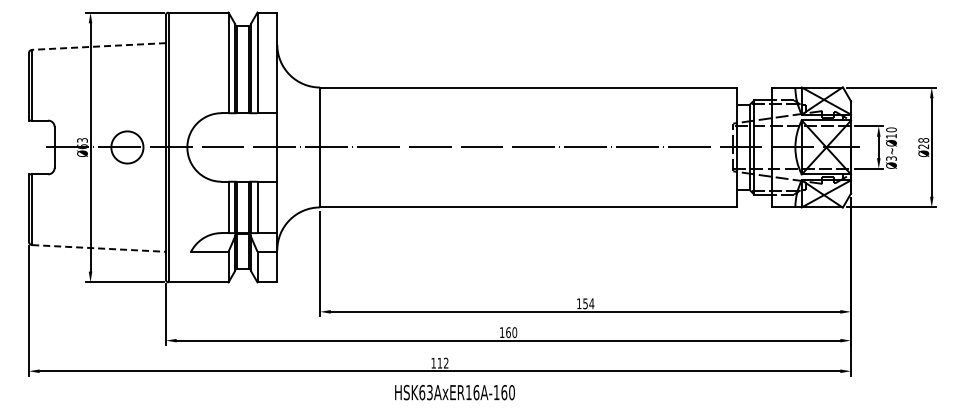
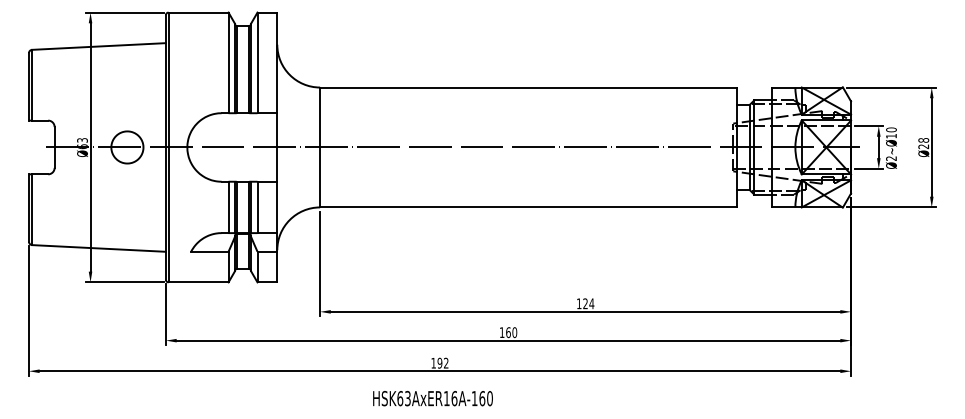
line: dashed -> solid (99, 46)
text: Ø3~Ø -> Ø2~Ø (891, 158)
line: dashed -> solid (99, 248)
text: 154 -> 124 (585, 303)
text: 112 -> 192 (439, 362)
text position: (454, 392) -> (432, 398) (432, 398)
